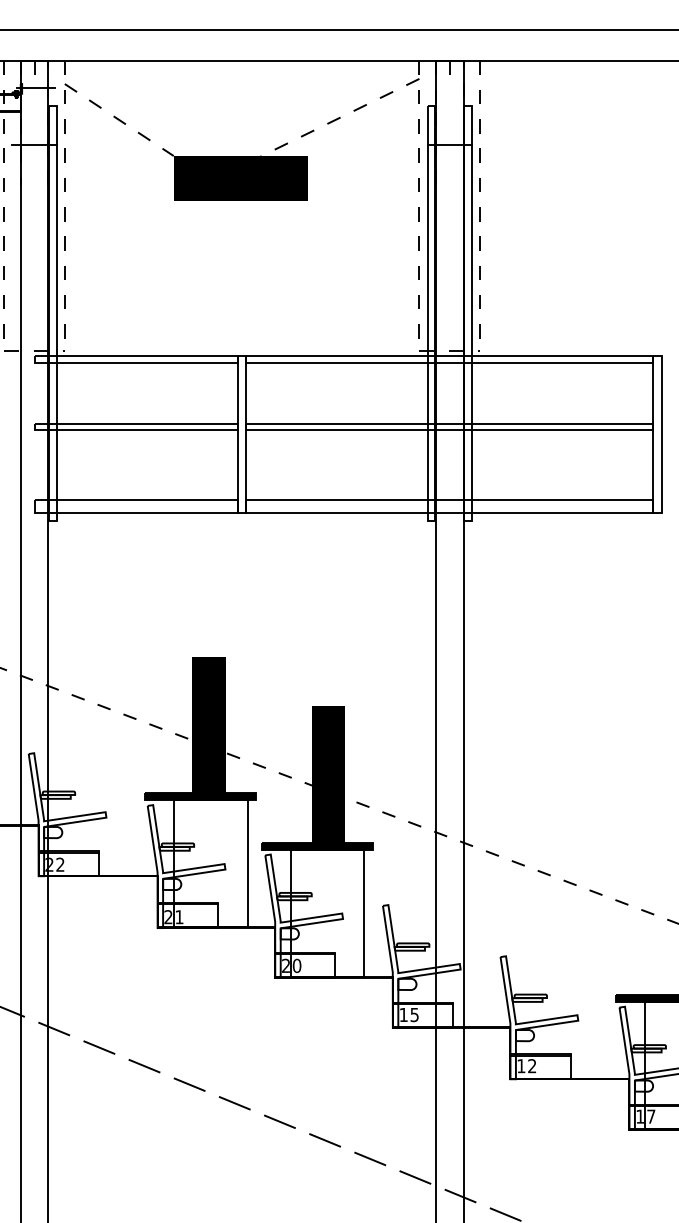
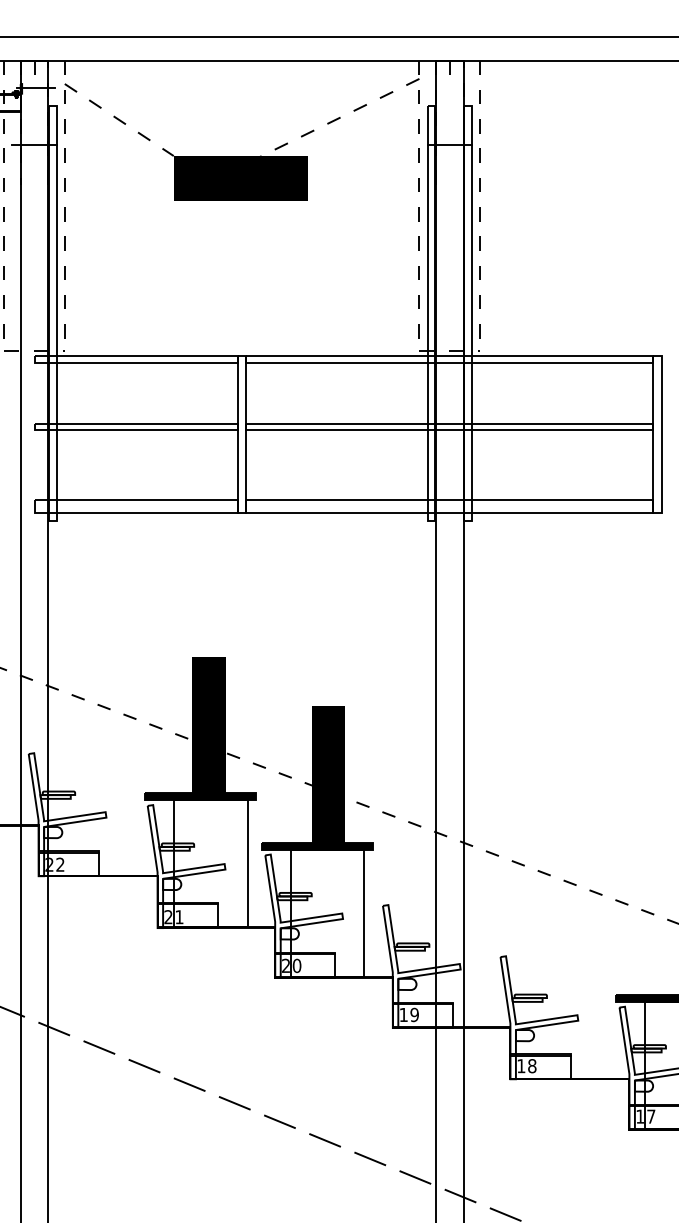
line position: (338, 29) -> (338, 36) (338, 36)
text: 15 -> 19 (414, 1014)
text: 12 -> 18 (532, 1066)
